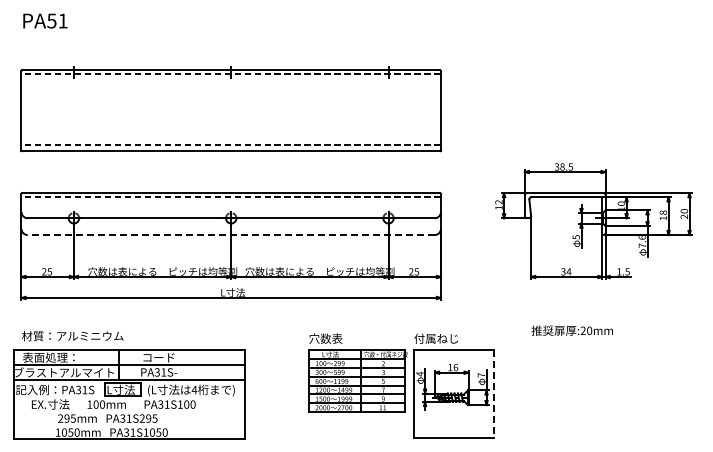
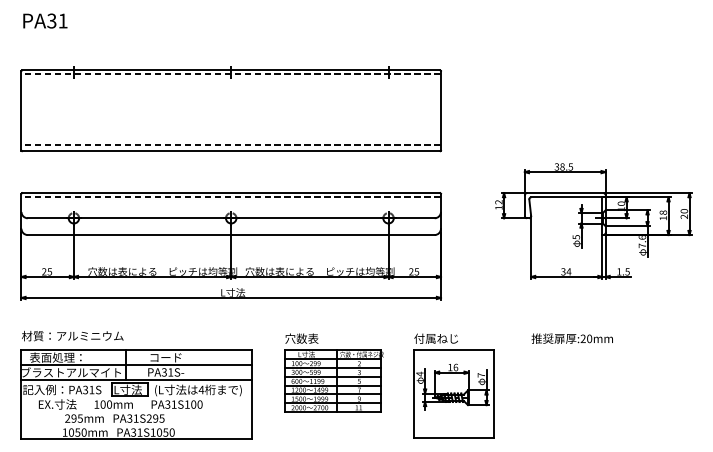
text: PA51 -> PA31 (51, 20)
line: dashed -> solid (230, 235)
text position: (571, 330) -> (571, 338) (571, 338)
part position: (357, 372) -> (333, 372) (333, 372)
line: dashed -> solid (494, 393)
part position: (129, 394) -> (136, 394) (136, 394)
